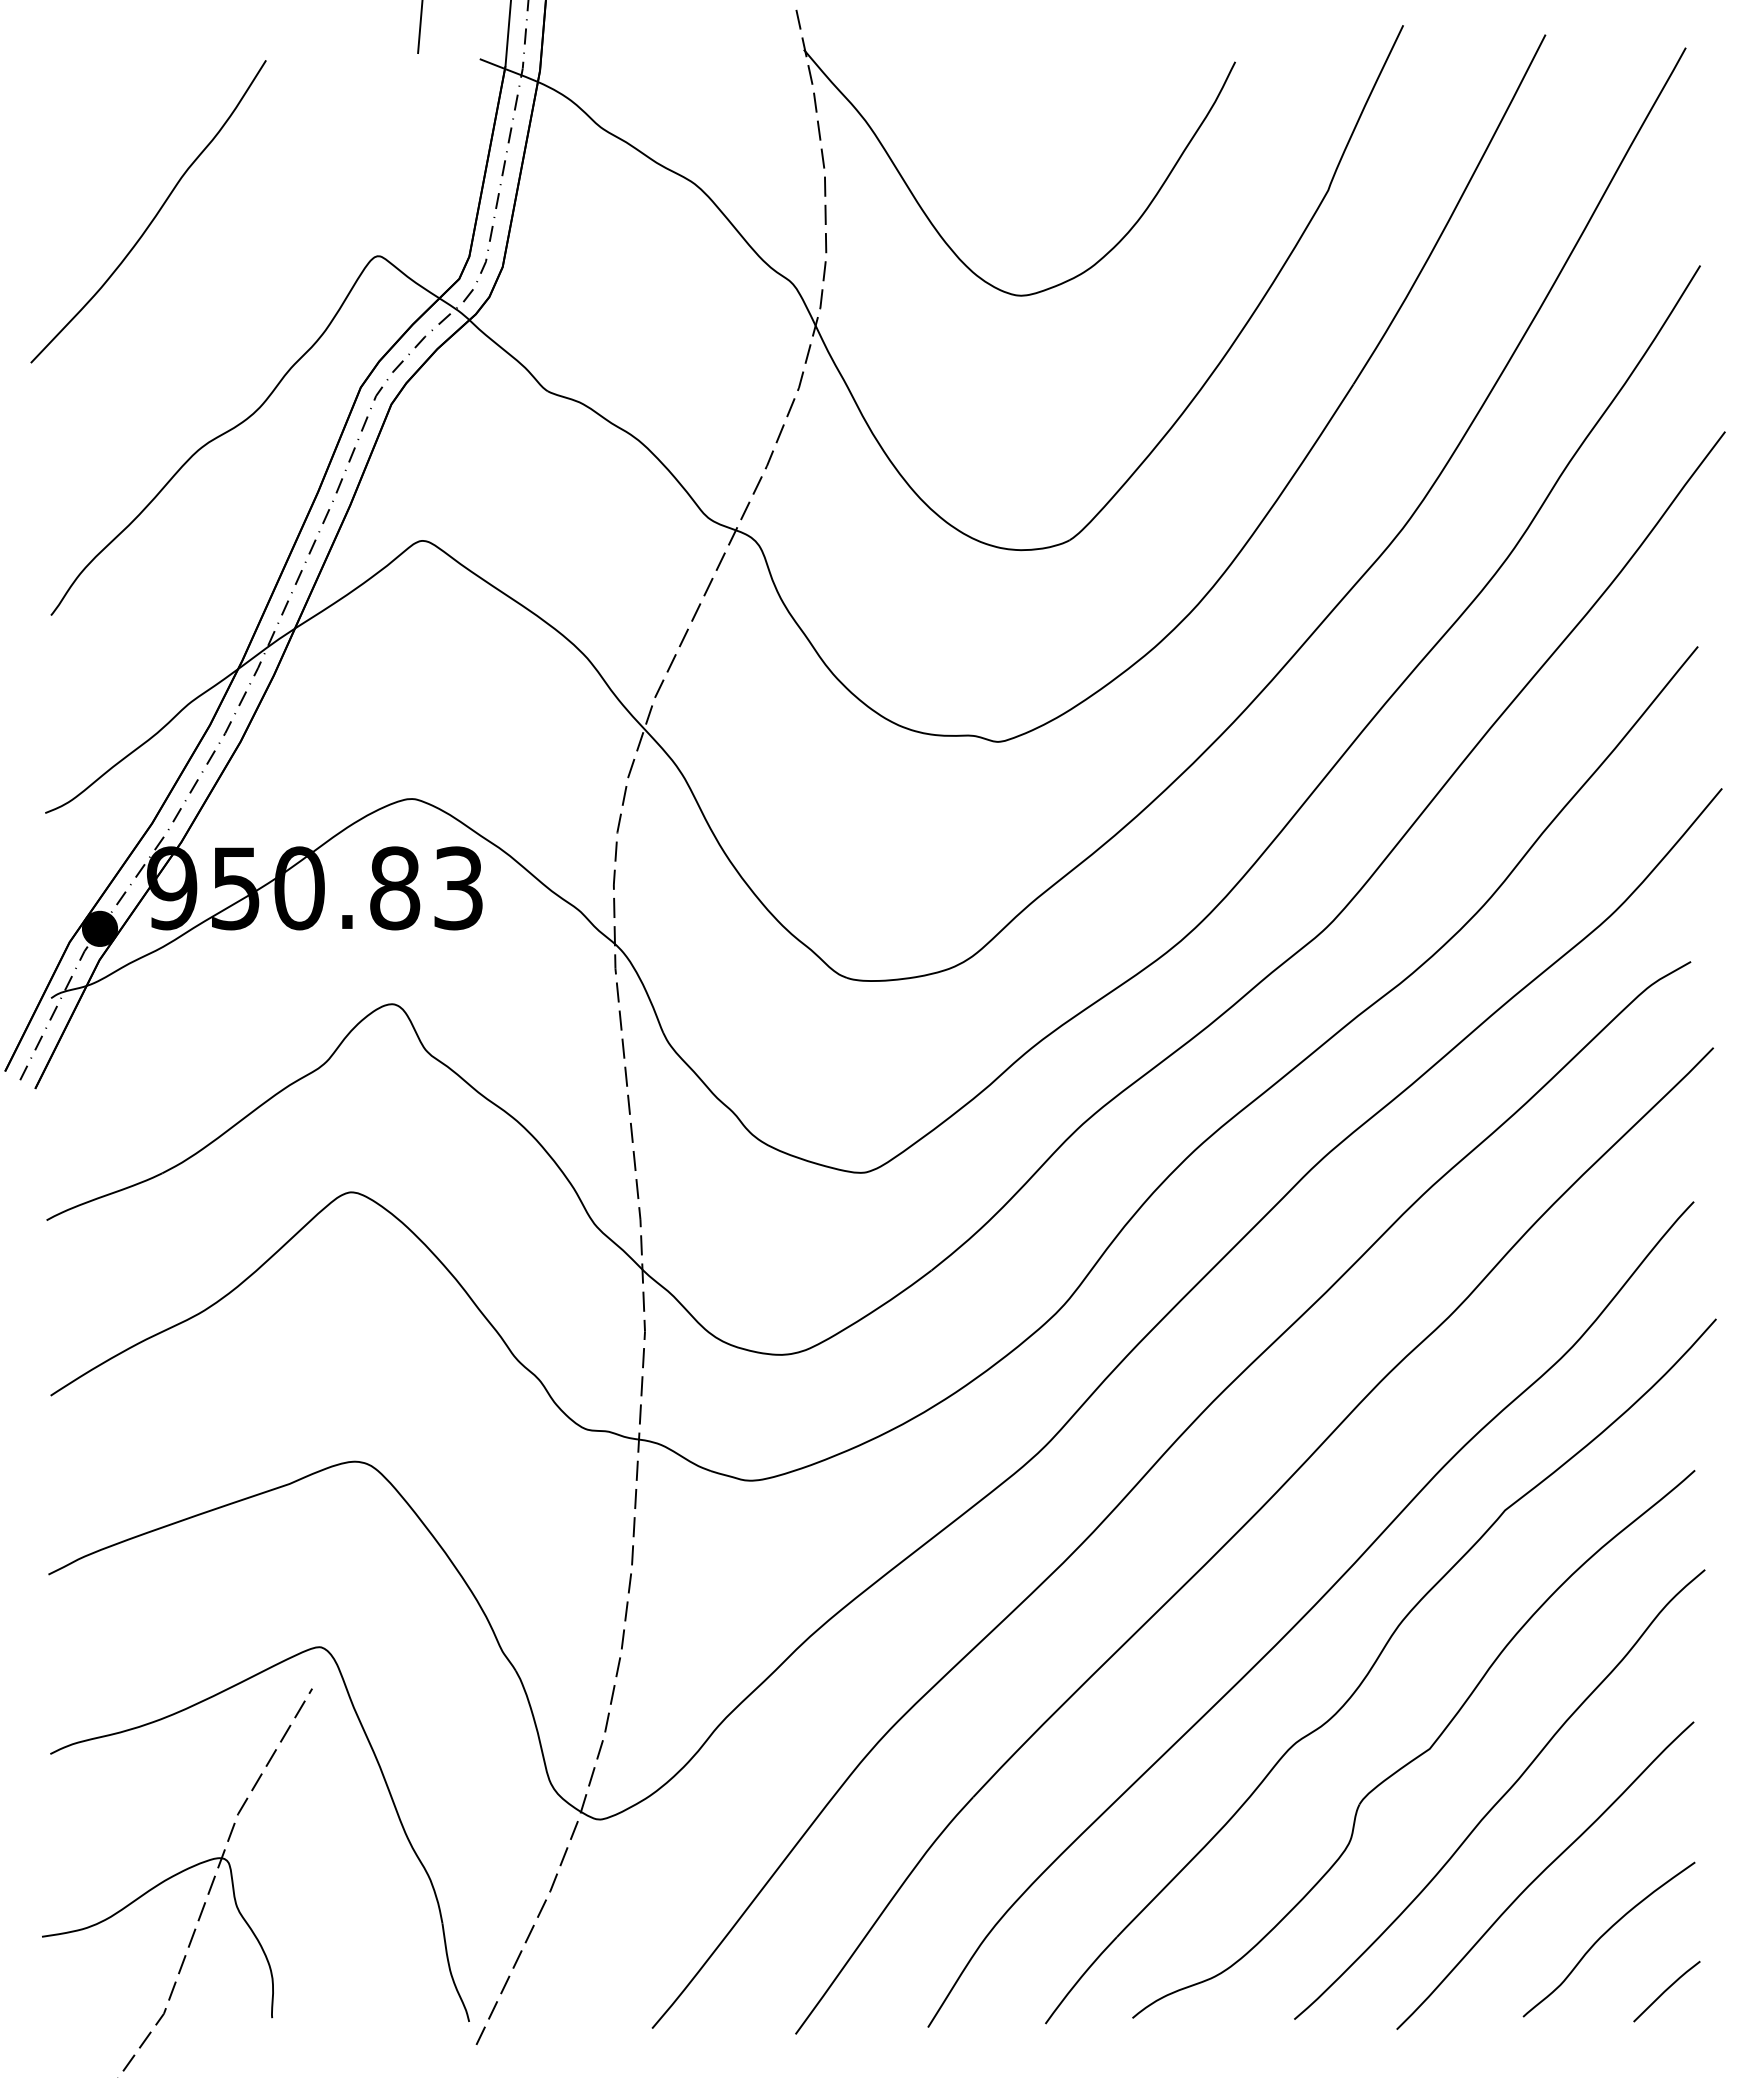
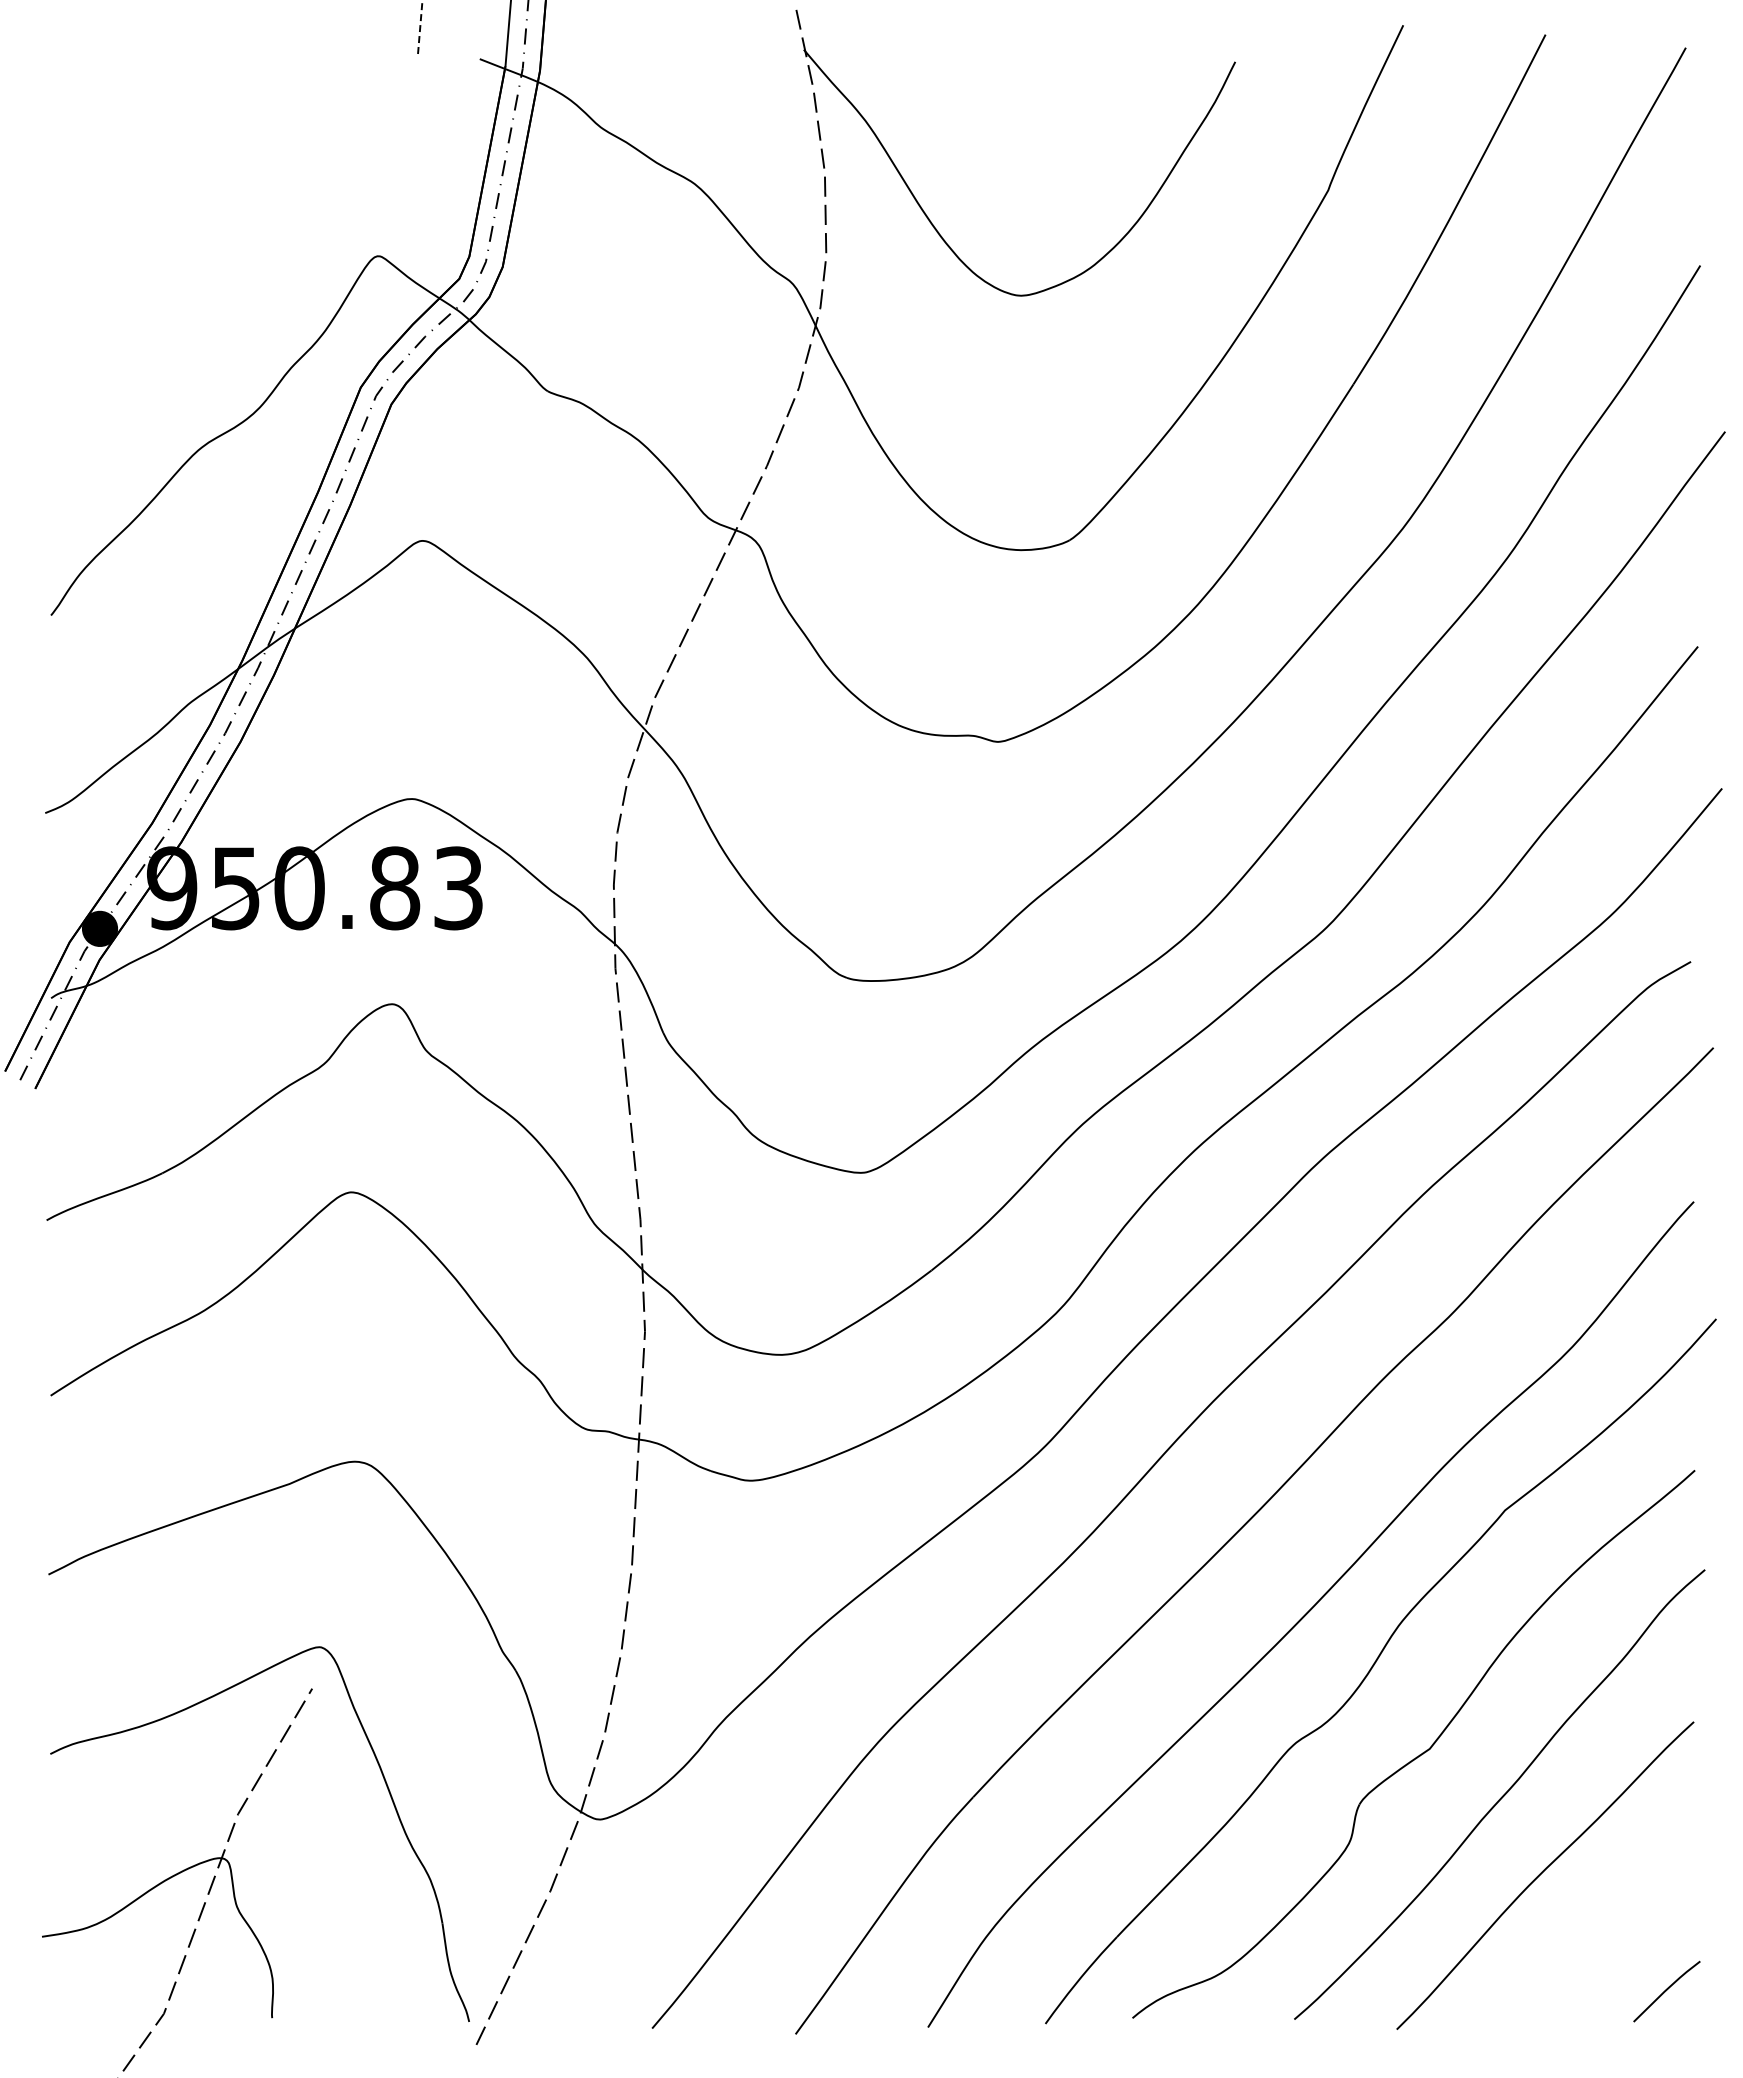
line: solid -> dashed (420, 27)
curve: present -> none (155, 214)
curve: present -> none (1604, 1935)
